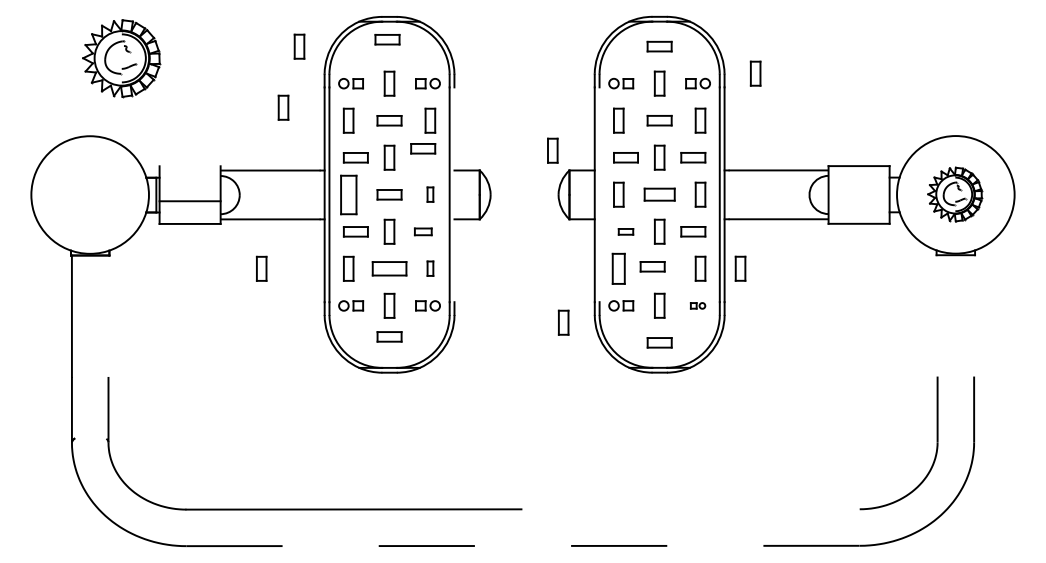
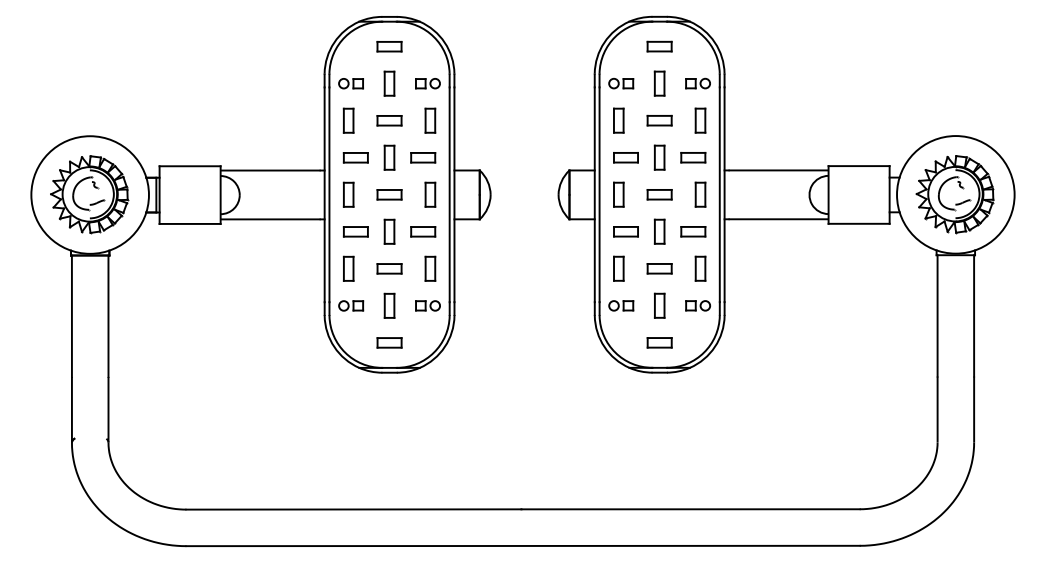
part position: (387, 39) -> (389, 46) (389, 46)
part: present -> none (299, 46)
part position: (121, 58) -> (89, 194) (89, 194)
part: present -> none (755, 73)
part: present -> none (283, 107)
part position: (423, 148) -> (423, 157) (423, 157)
part: present -> none (552, 150)
part size: 18x42 px -> 13x27 px (348, 194)
part size: 9x17 px -> 13x27 px (430, 194)
line: none -> present (454, 194)
line: none -> present (599, 194)
part size: 33x15 px -> 27x12 px (659, 194)
part size: 57x57 px -> 80x80 px (954, 194)
line position: (189, 201) -> (189, 166) (189, 166)
part size: 20x10 px -> 27x12 px (423, 231)
part size: 18x8 px -> 26x12 px (625, 231)
part position: (652, 266) -> (659, 268) (659, 268)
part: present -> none (261, 268)
part size: 37x16 px -> 27x12 px (389, 268)
part size: 9x17 px -> 13x27 px (430, 268)
part size: 15x33 px -> 12x27 px (618, 268)
part: present -> none (740, 268)
part size: 18x8 px -> 26x12 px (697, 305)
line: none -> present (108, 315)
line: none -> present (937, 315)
line: none -> present (974, 315)
part: present -> none (563, 322)
part position: (389, 336) -> (389, 342) (389, 342)
line: none -> present (690, 509)
line: dashed -> solid (523, 545)
